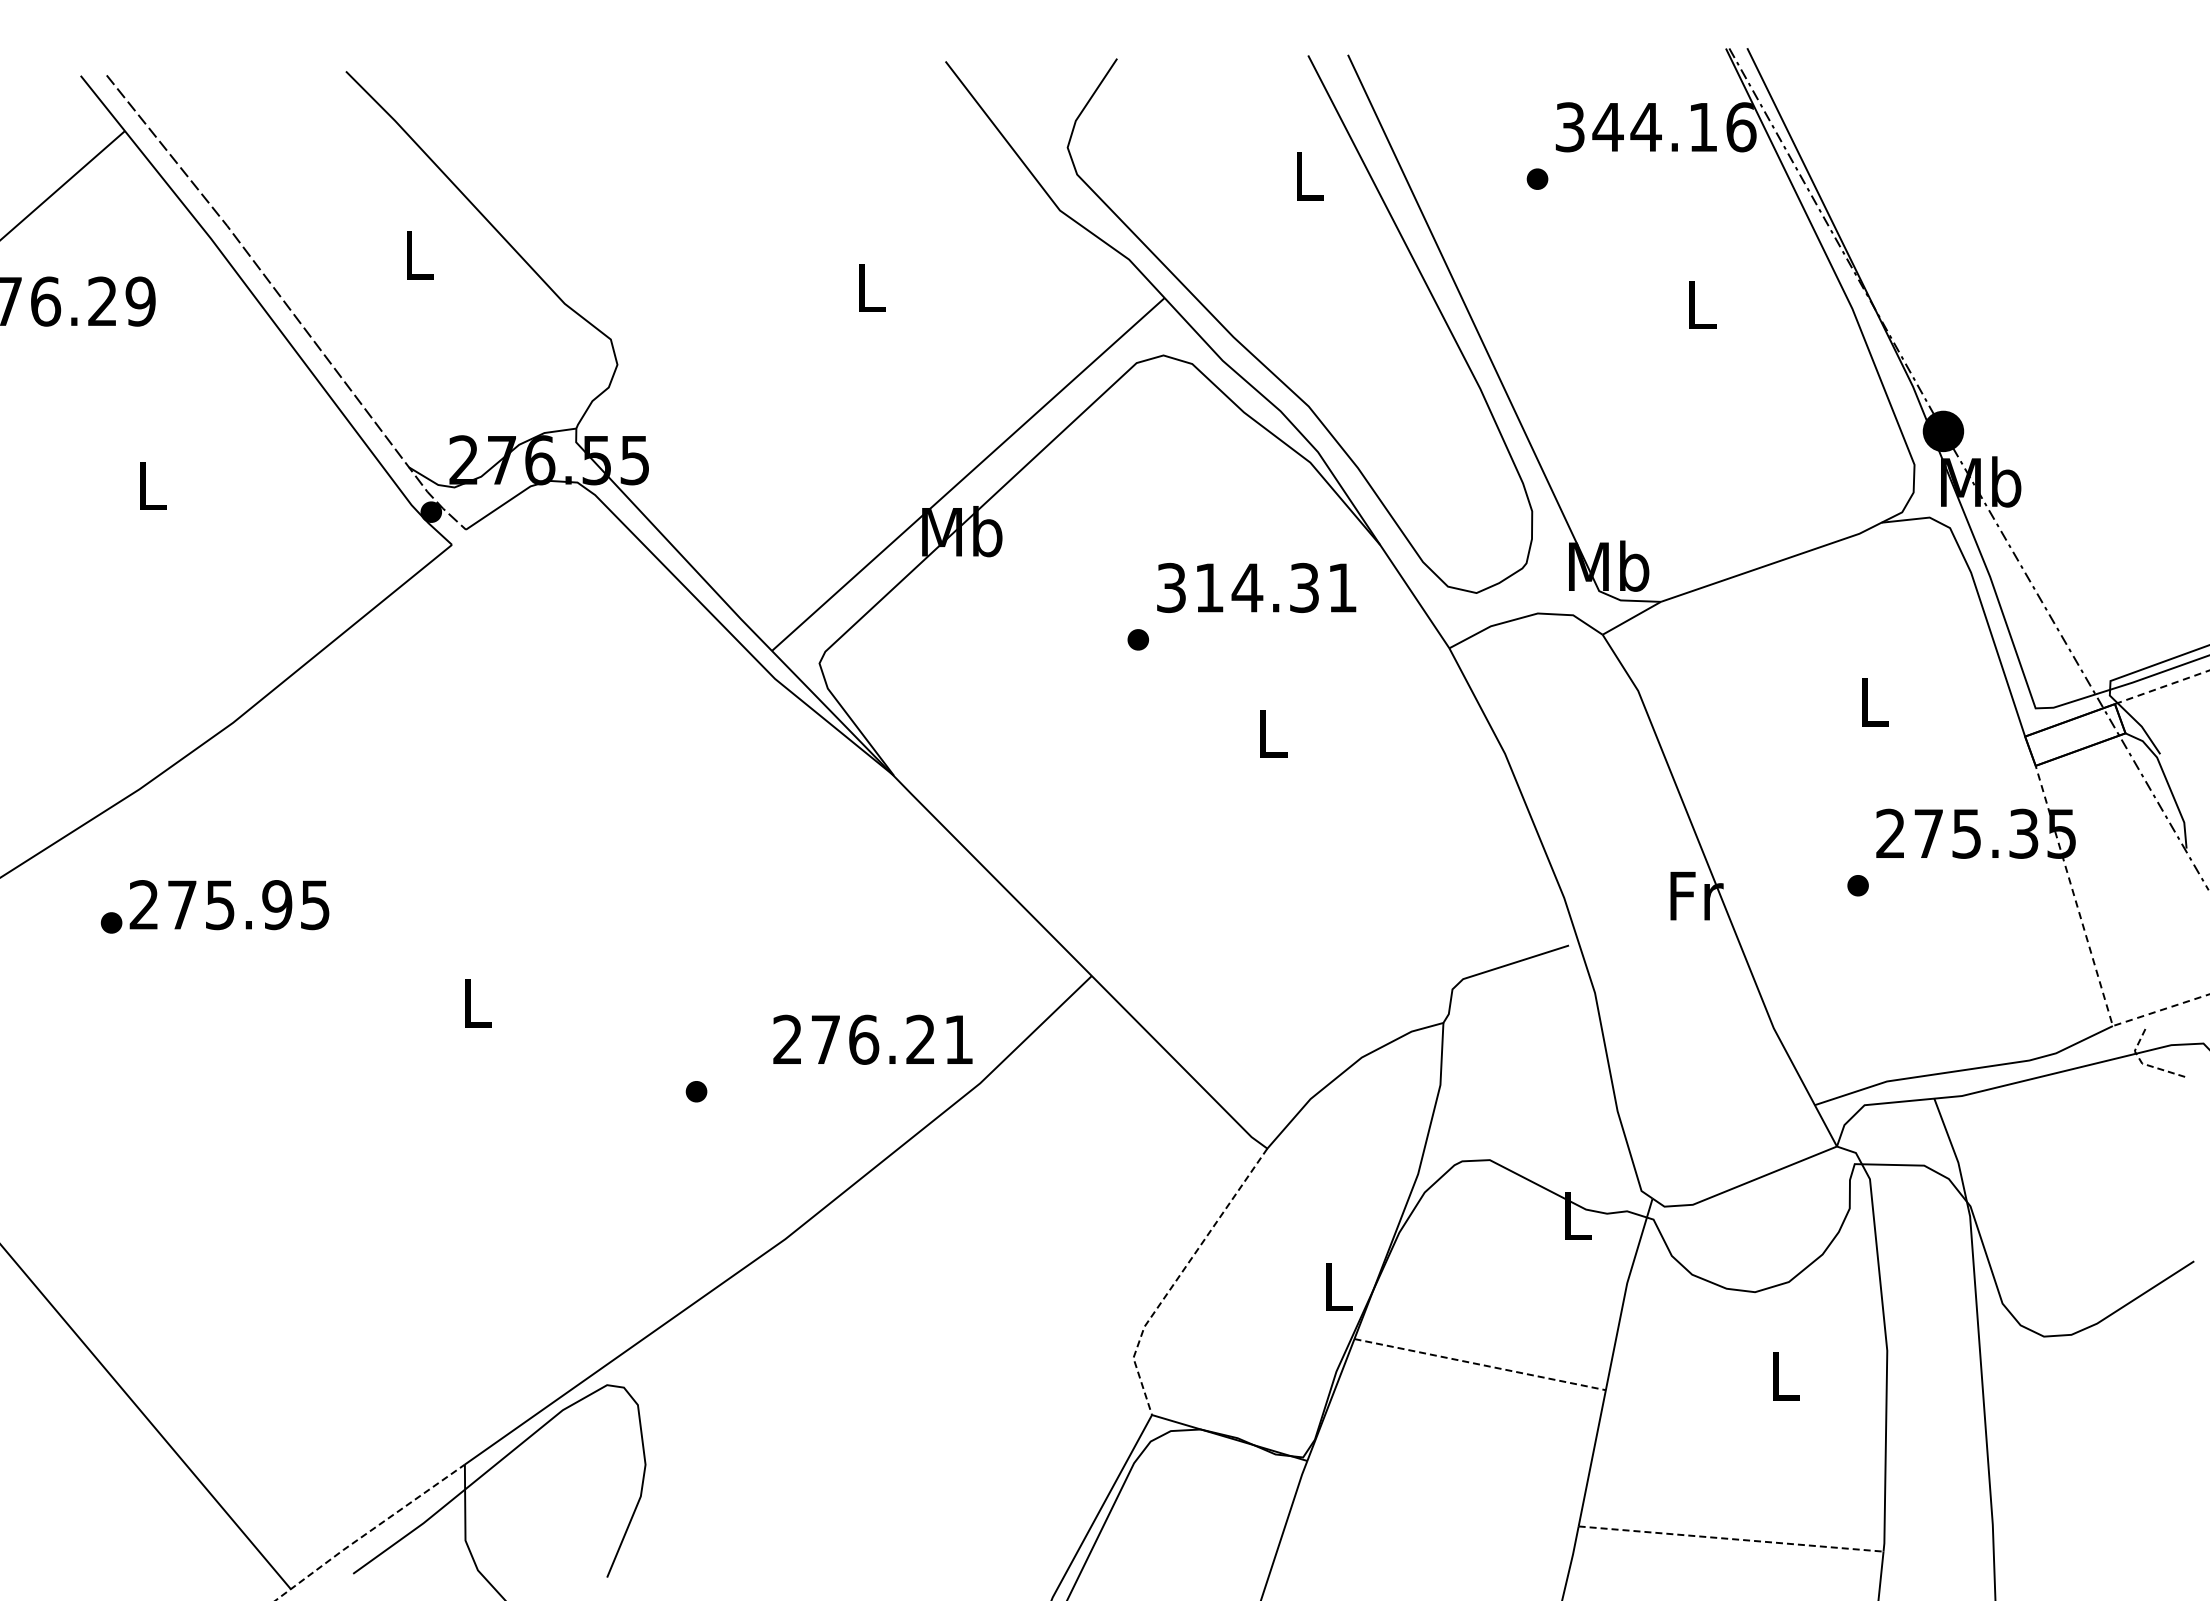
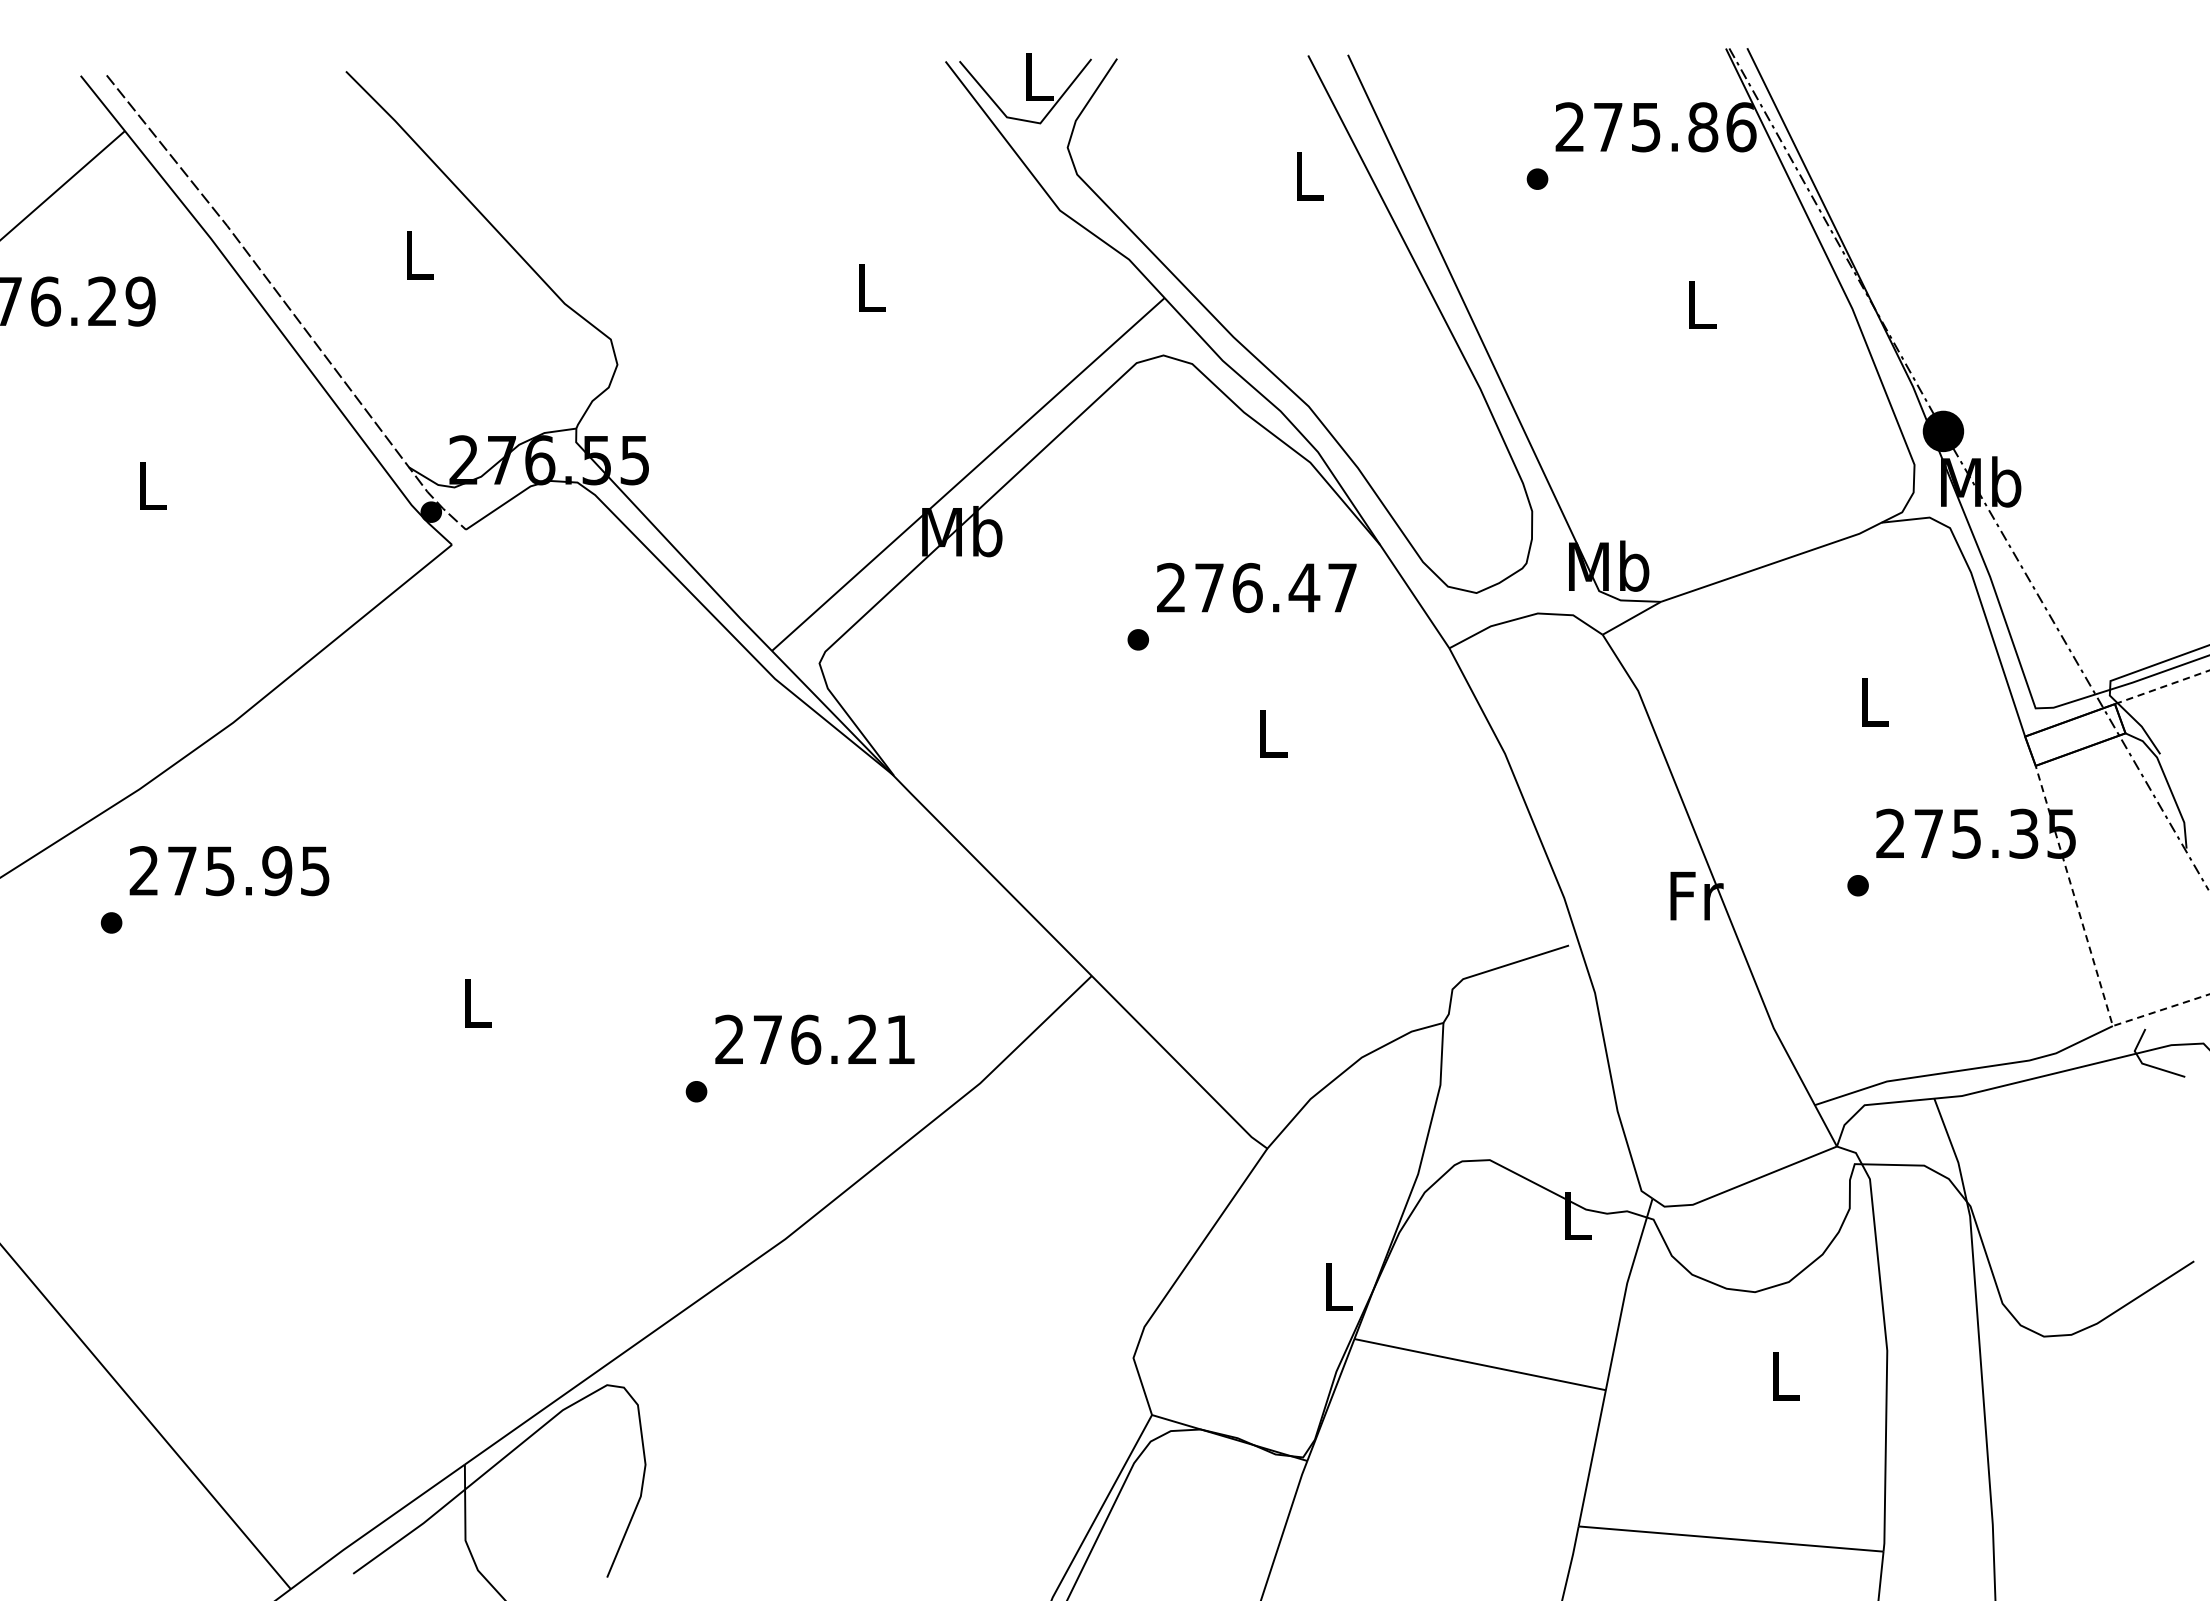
part: none -> present (1025, 88)
text: 344.16 -> 275.86 (1636, 127)
text: 314.31 -> 276.47 (1256, 587)
text position: (229, 905) -> (229, 871) (229, 871)
text position: (872, 1039) -> (814, 1039) (814, 1039)
line: dashed -> solid (2144, 1064)
line: dashed -> solid (1178, 1277)
line: dashed -> solid (1480, 1364)
line: dashed -> solid (369, 1531)
line: dashed -> solid (1731, 1539)
